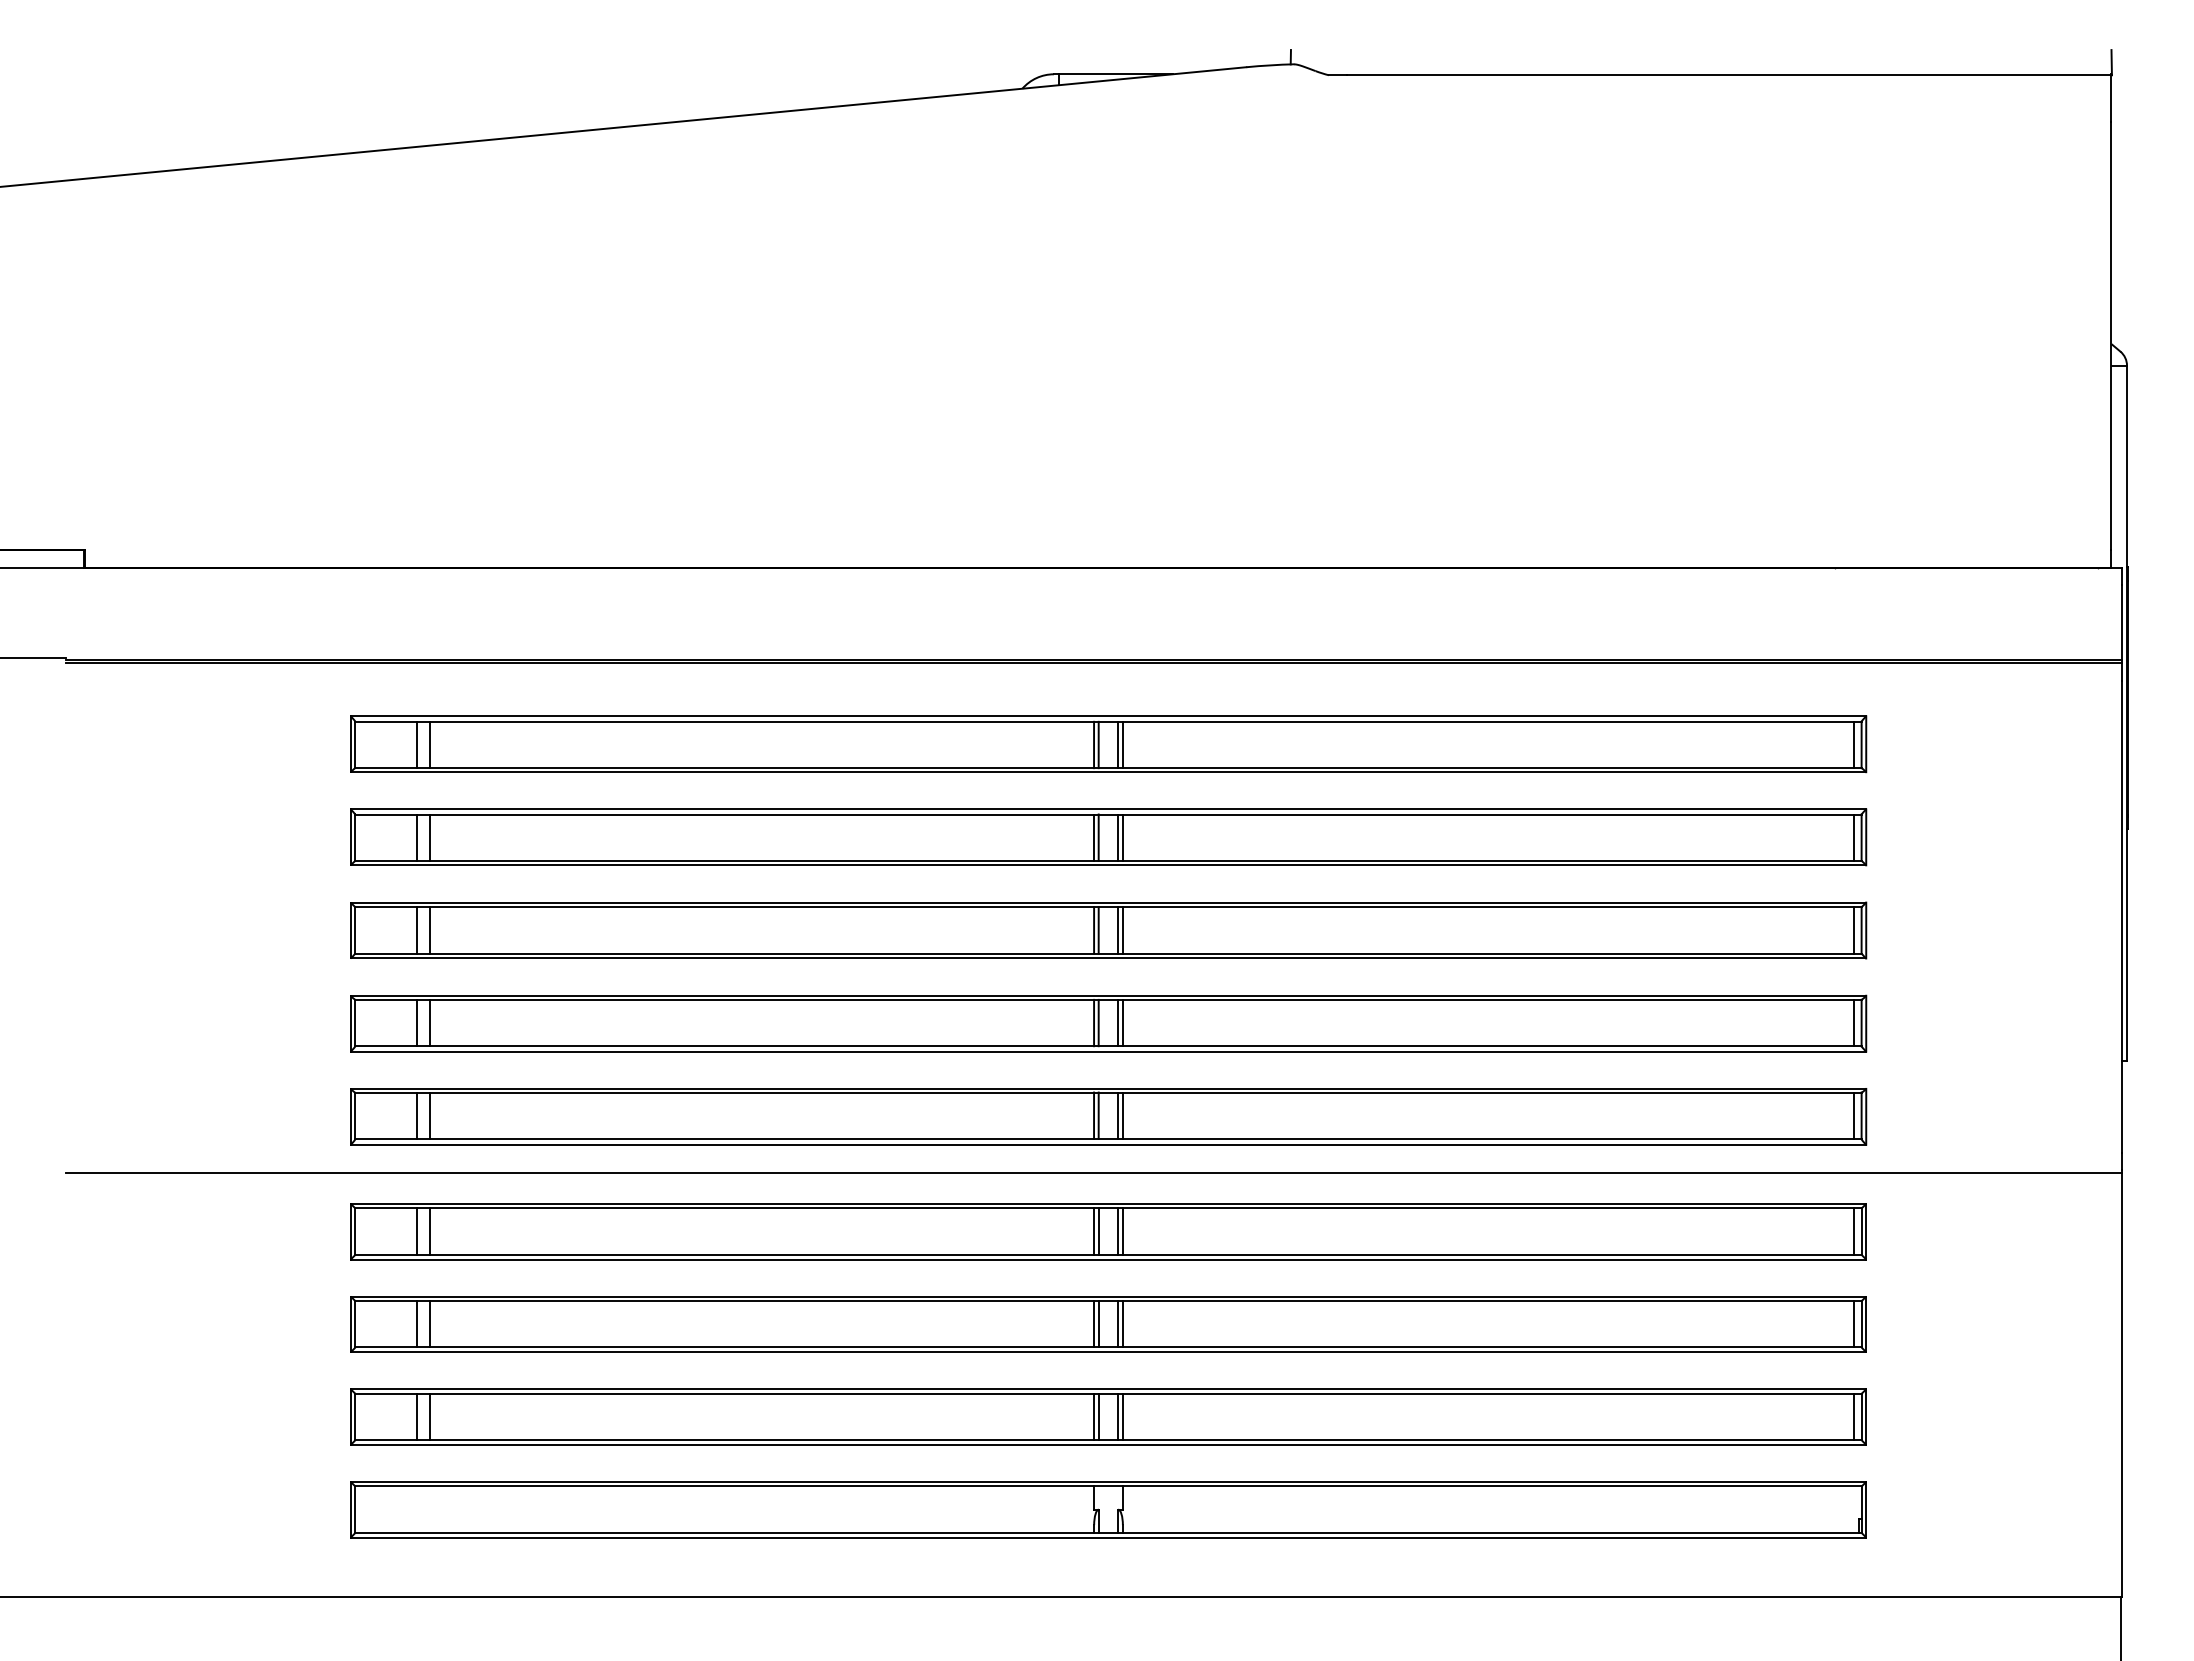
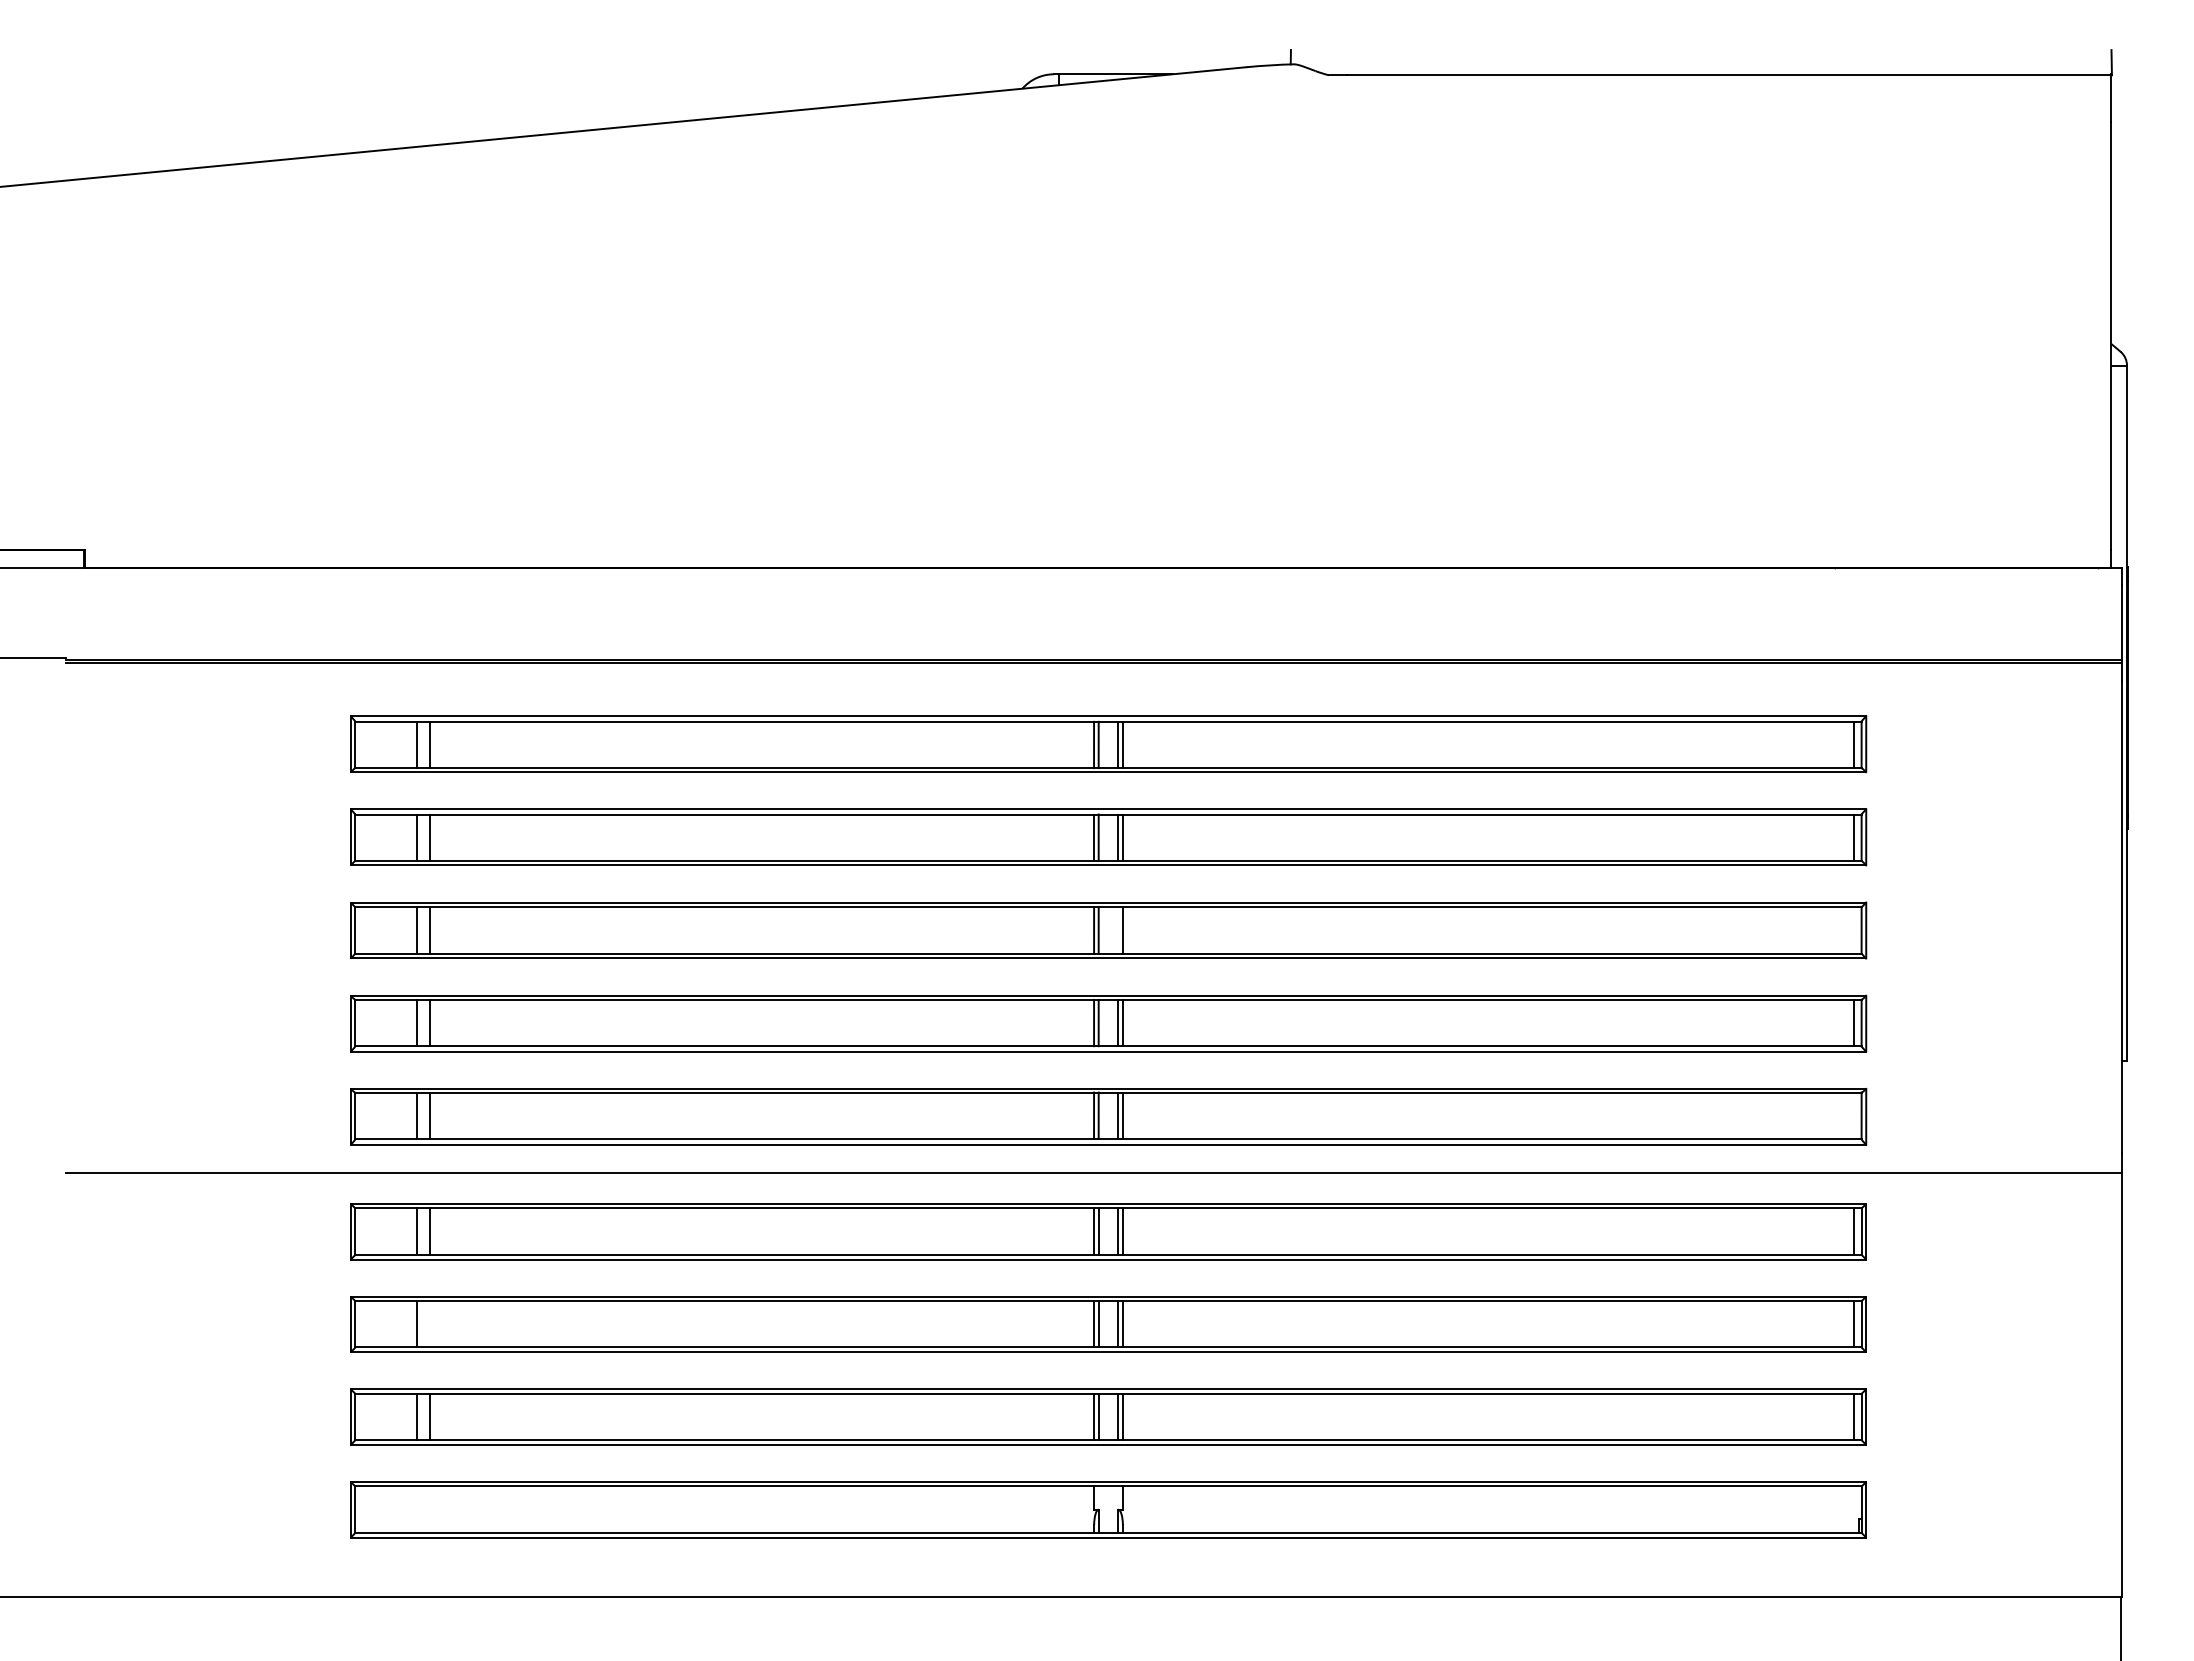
line: present -> none (1118, 930)
line: present -> none (1853, 930)
line: present -> none (1853, 1115)
line: present -> none (430, 1324)
